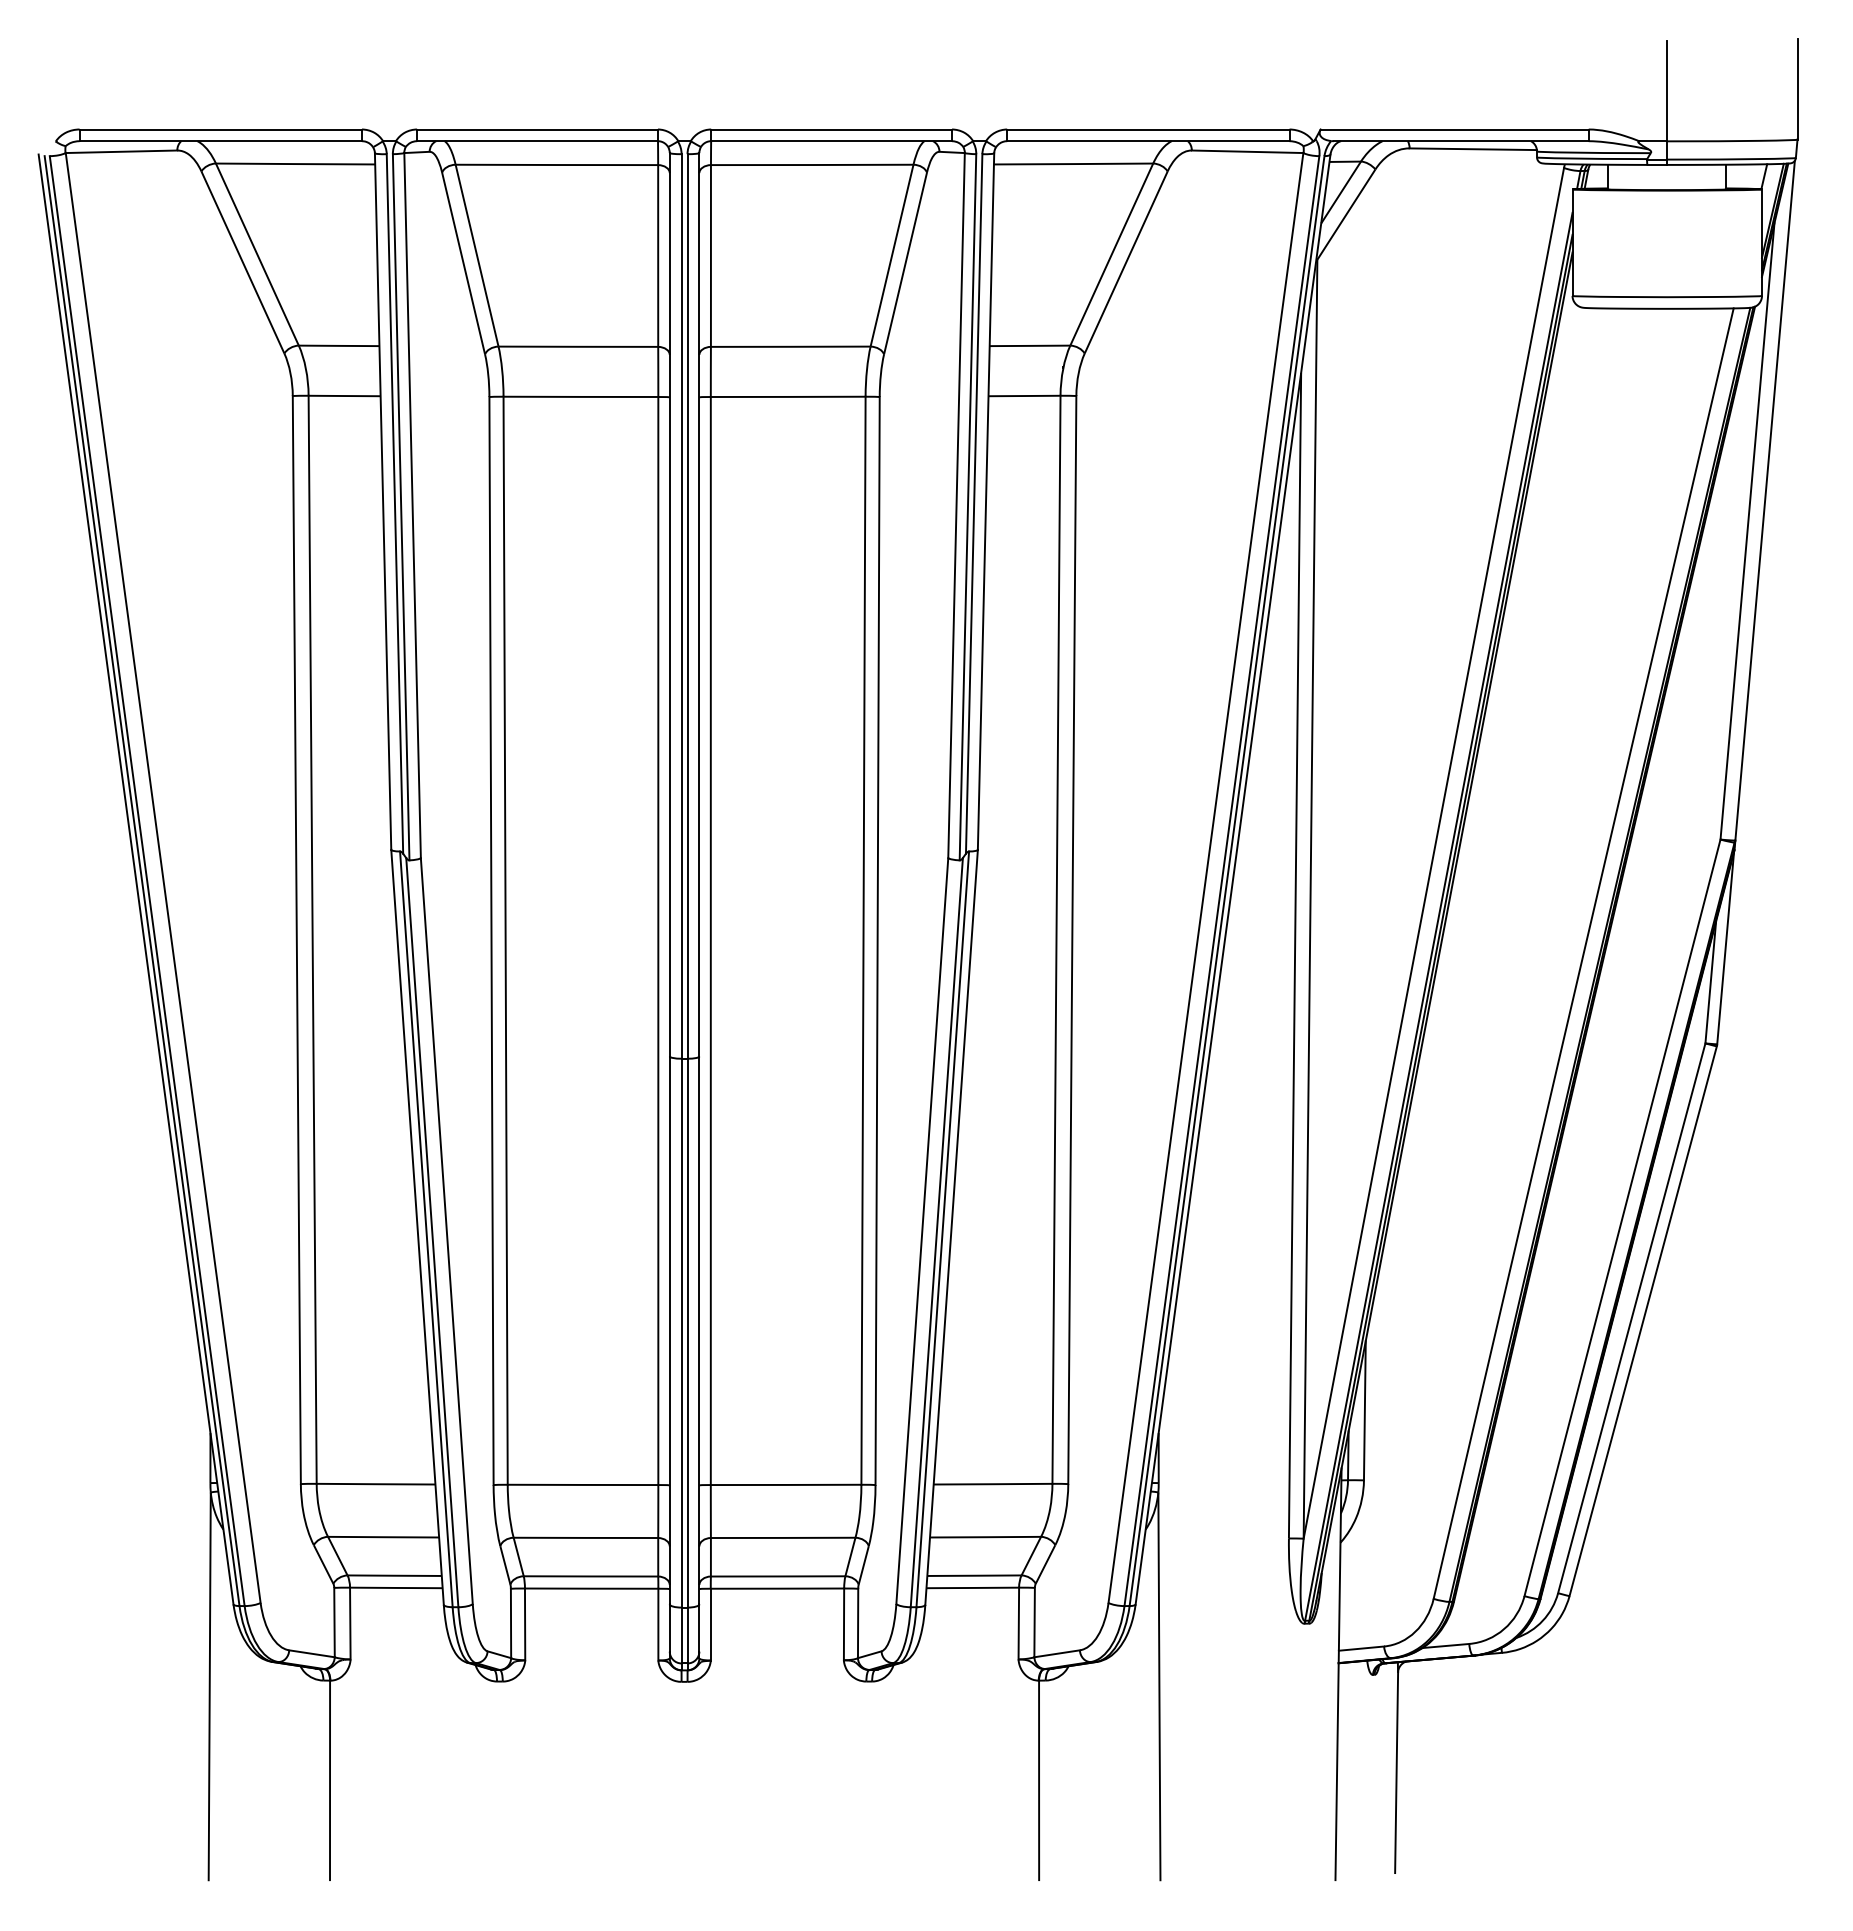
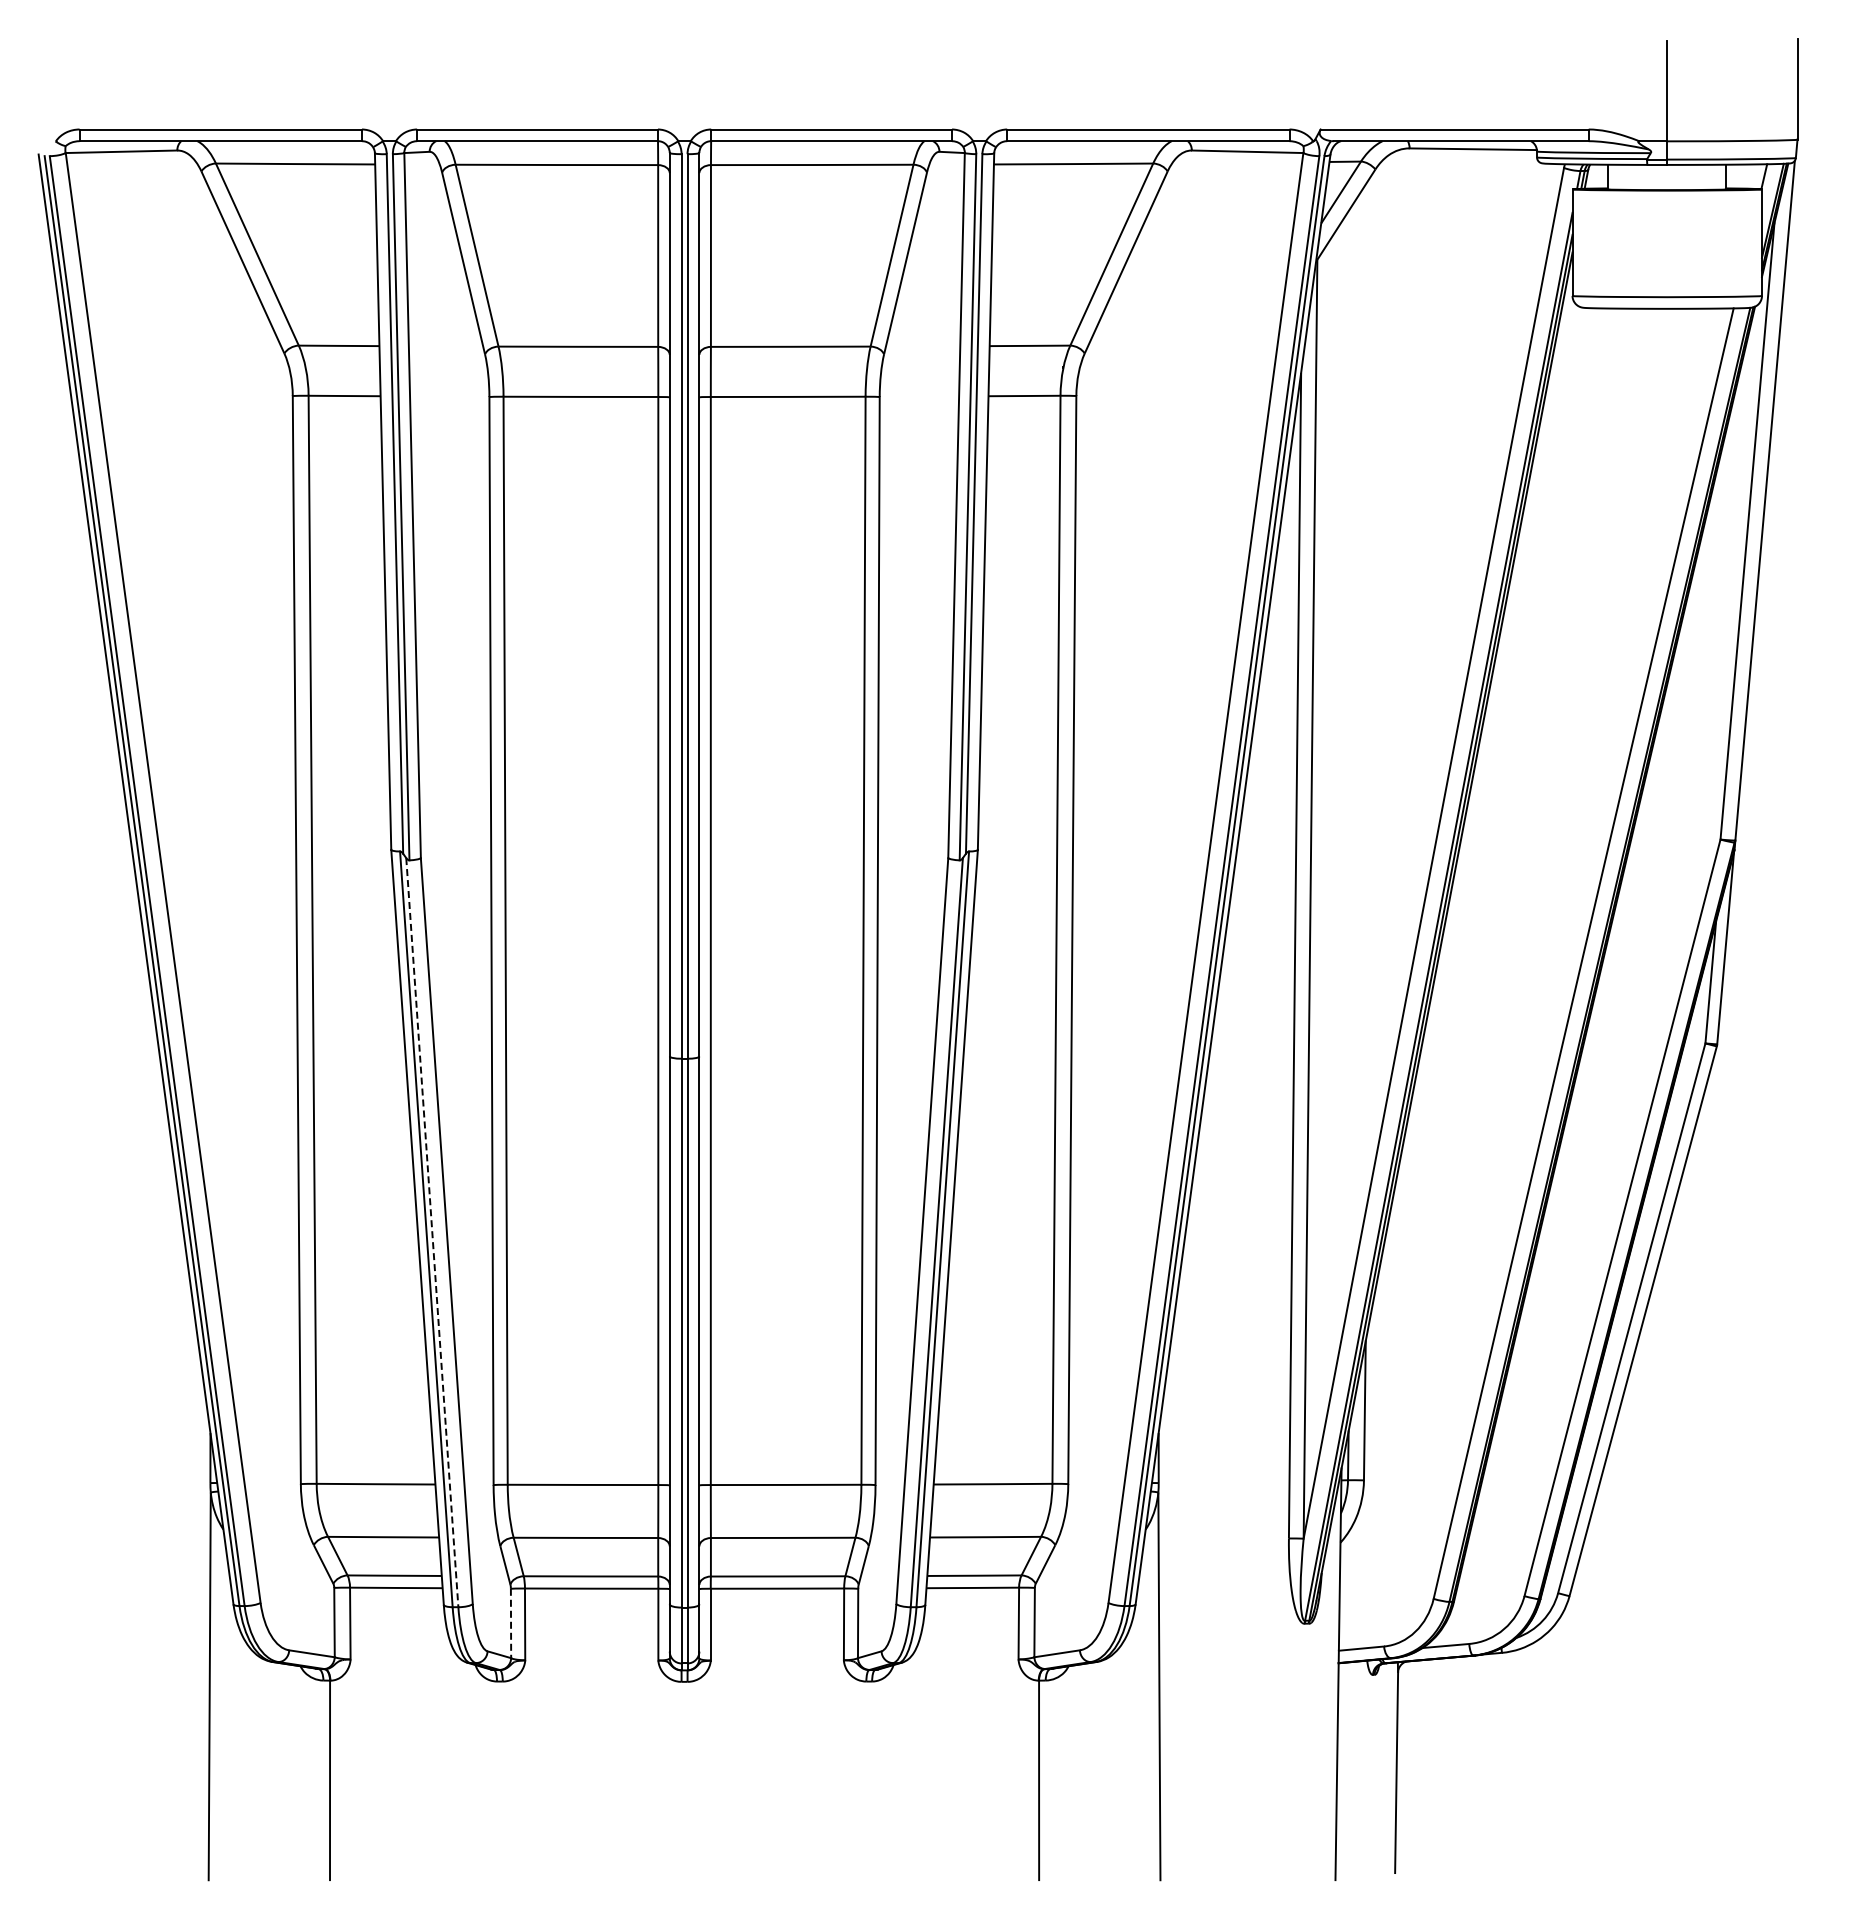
line: solid -> dashed (432, 1233)
line: solid -> dashed (511, 1623)
